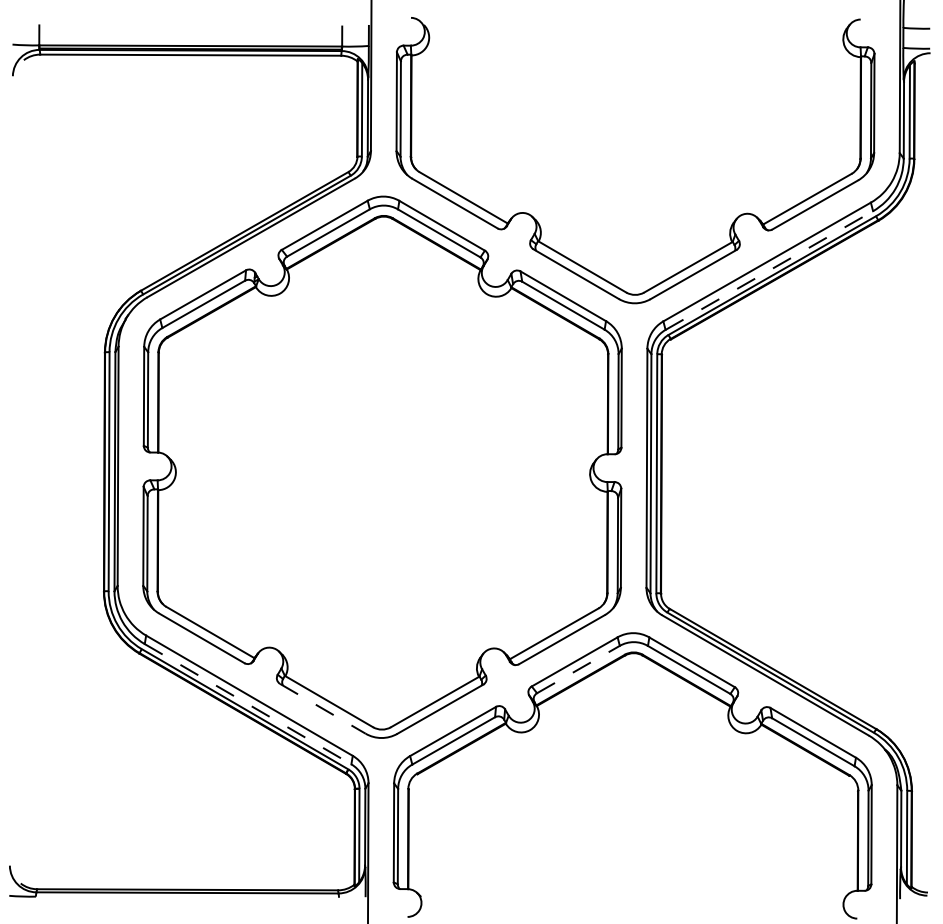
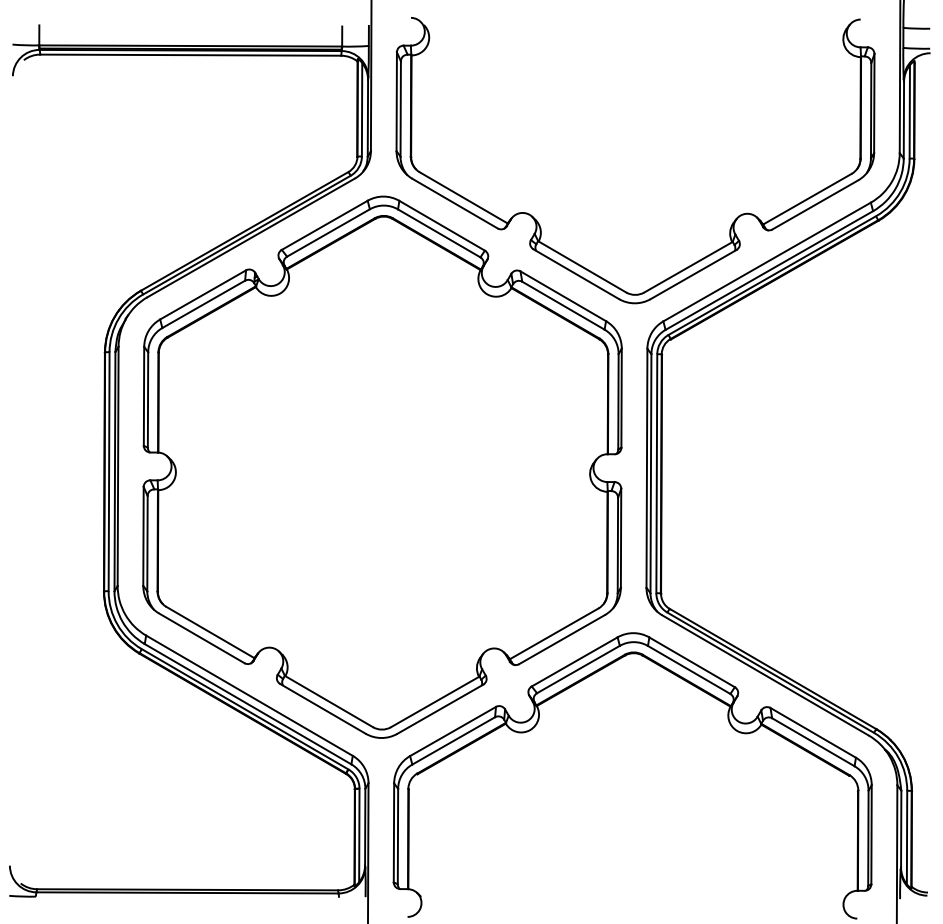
line: dashed -> solid (769, 270)
line: dashed -> solid (578, 669)
line: dashed -> solid (248, 704)
line: dashed -> solid (323, 709)
